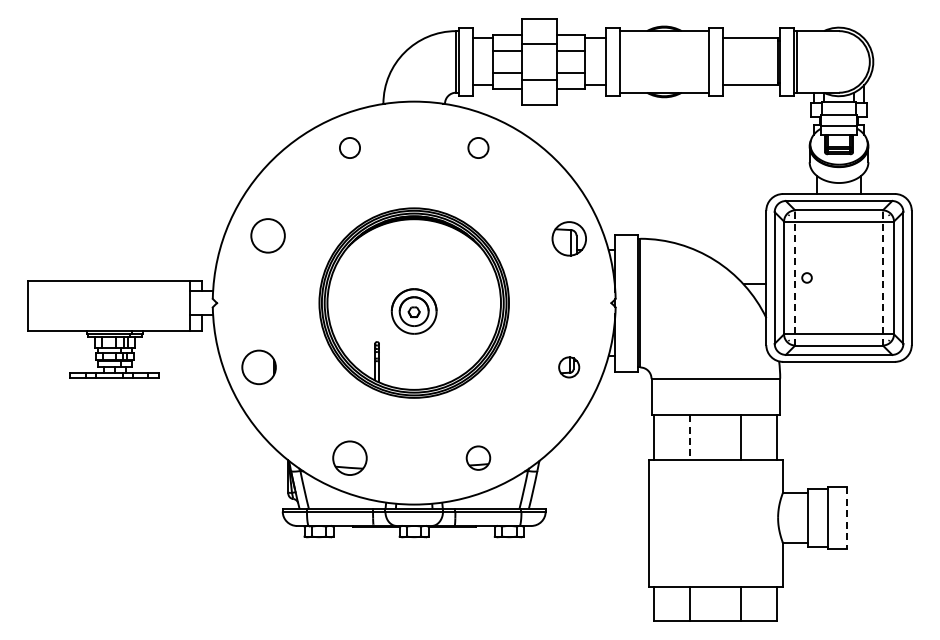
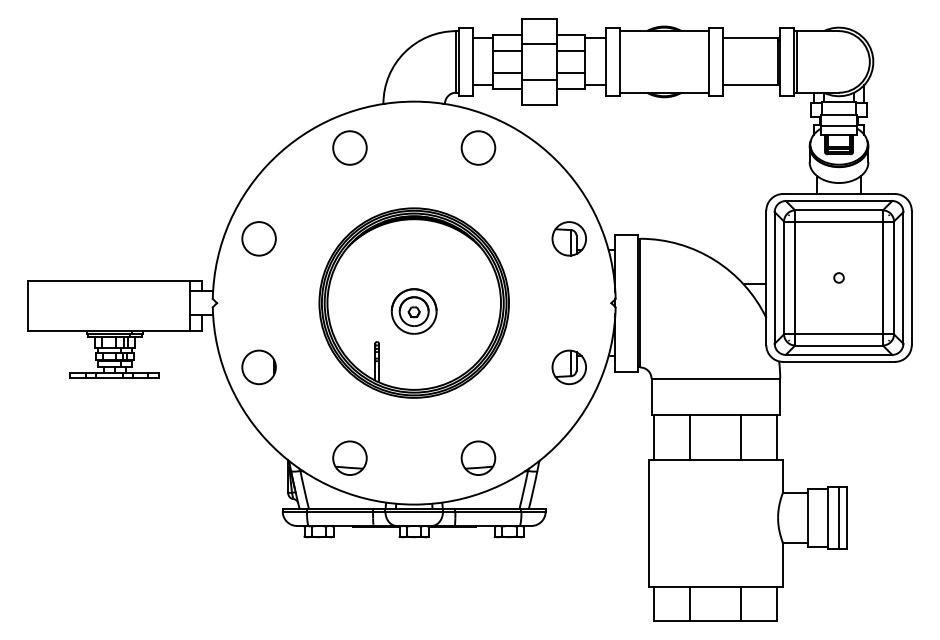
circle diameter: 20 px -> 34 px (349, 147)
circle diameter: 20 px -> 34 px (478, 147)
circle position: (267, 235) -> (258, 238) (258, 238)
line: dashed -> solid (795, 277)
circle position: (806, 277) -> (838, 277) (838, 277)
line: dashed -> solid (882, 277)
part size: 23x23 px -> 36x37 px (568, 367)
line: dashed -> solid (690, 437)
part size: 27x26 px -> 37x36 px (478, 457)
line: none -> present (839, 517)
line: dashed -> solid (847, 517)
